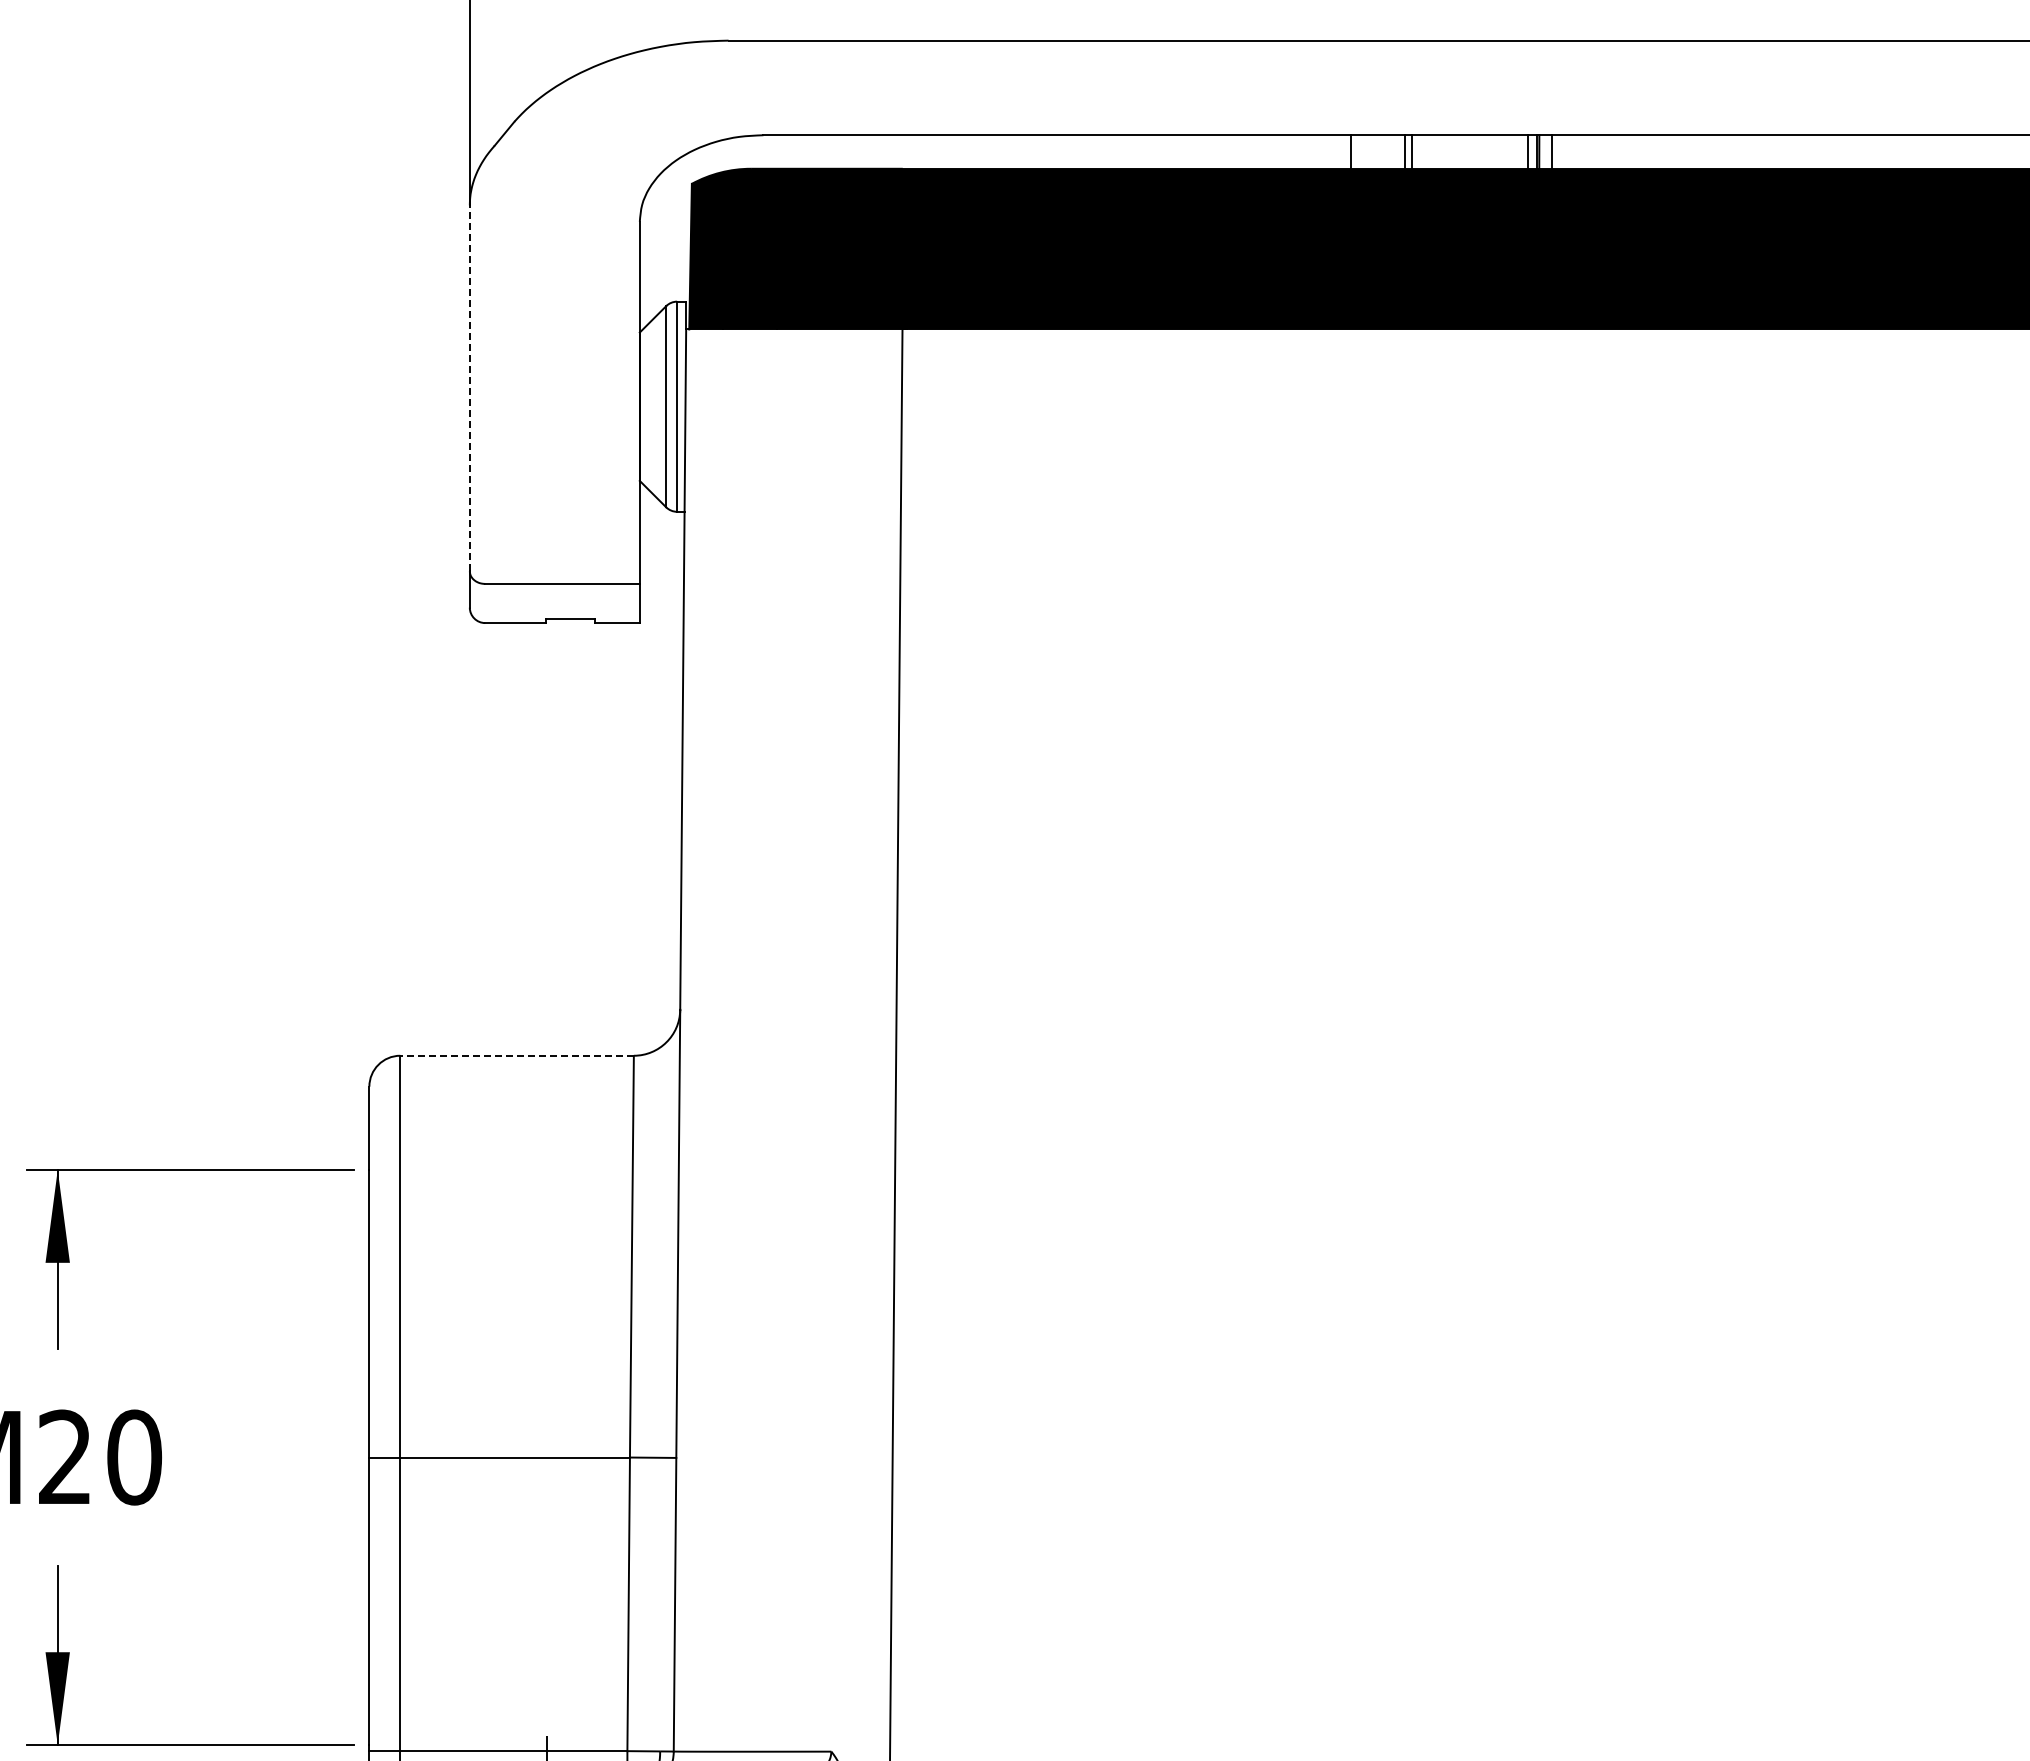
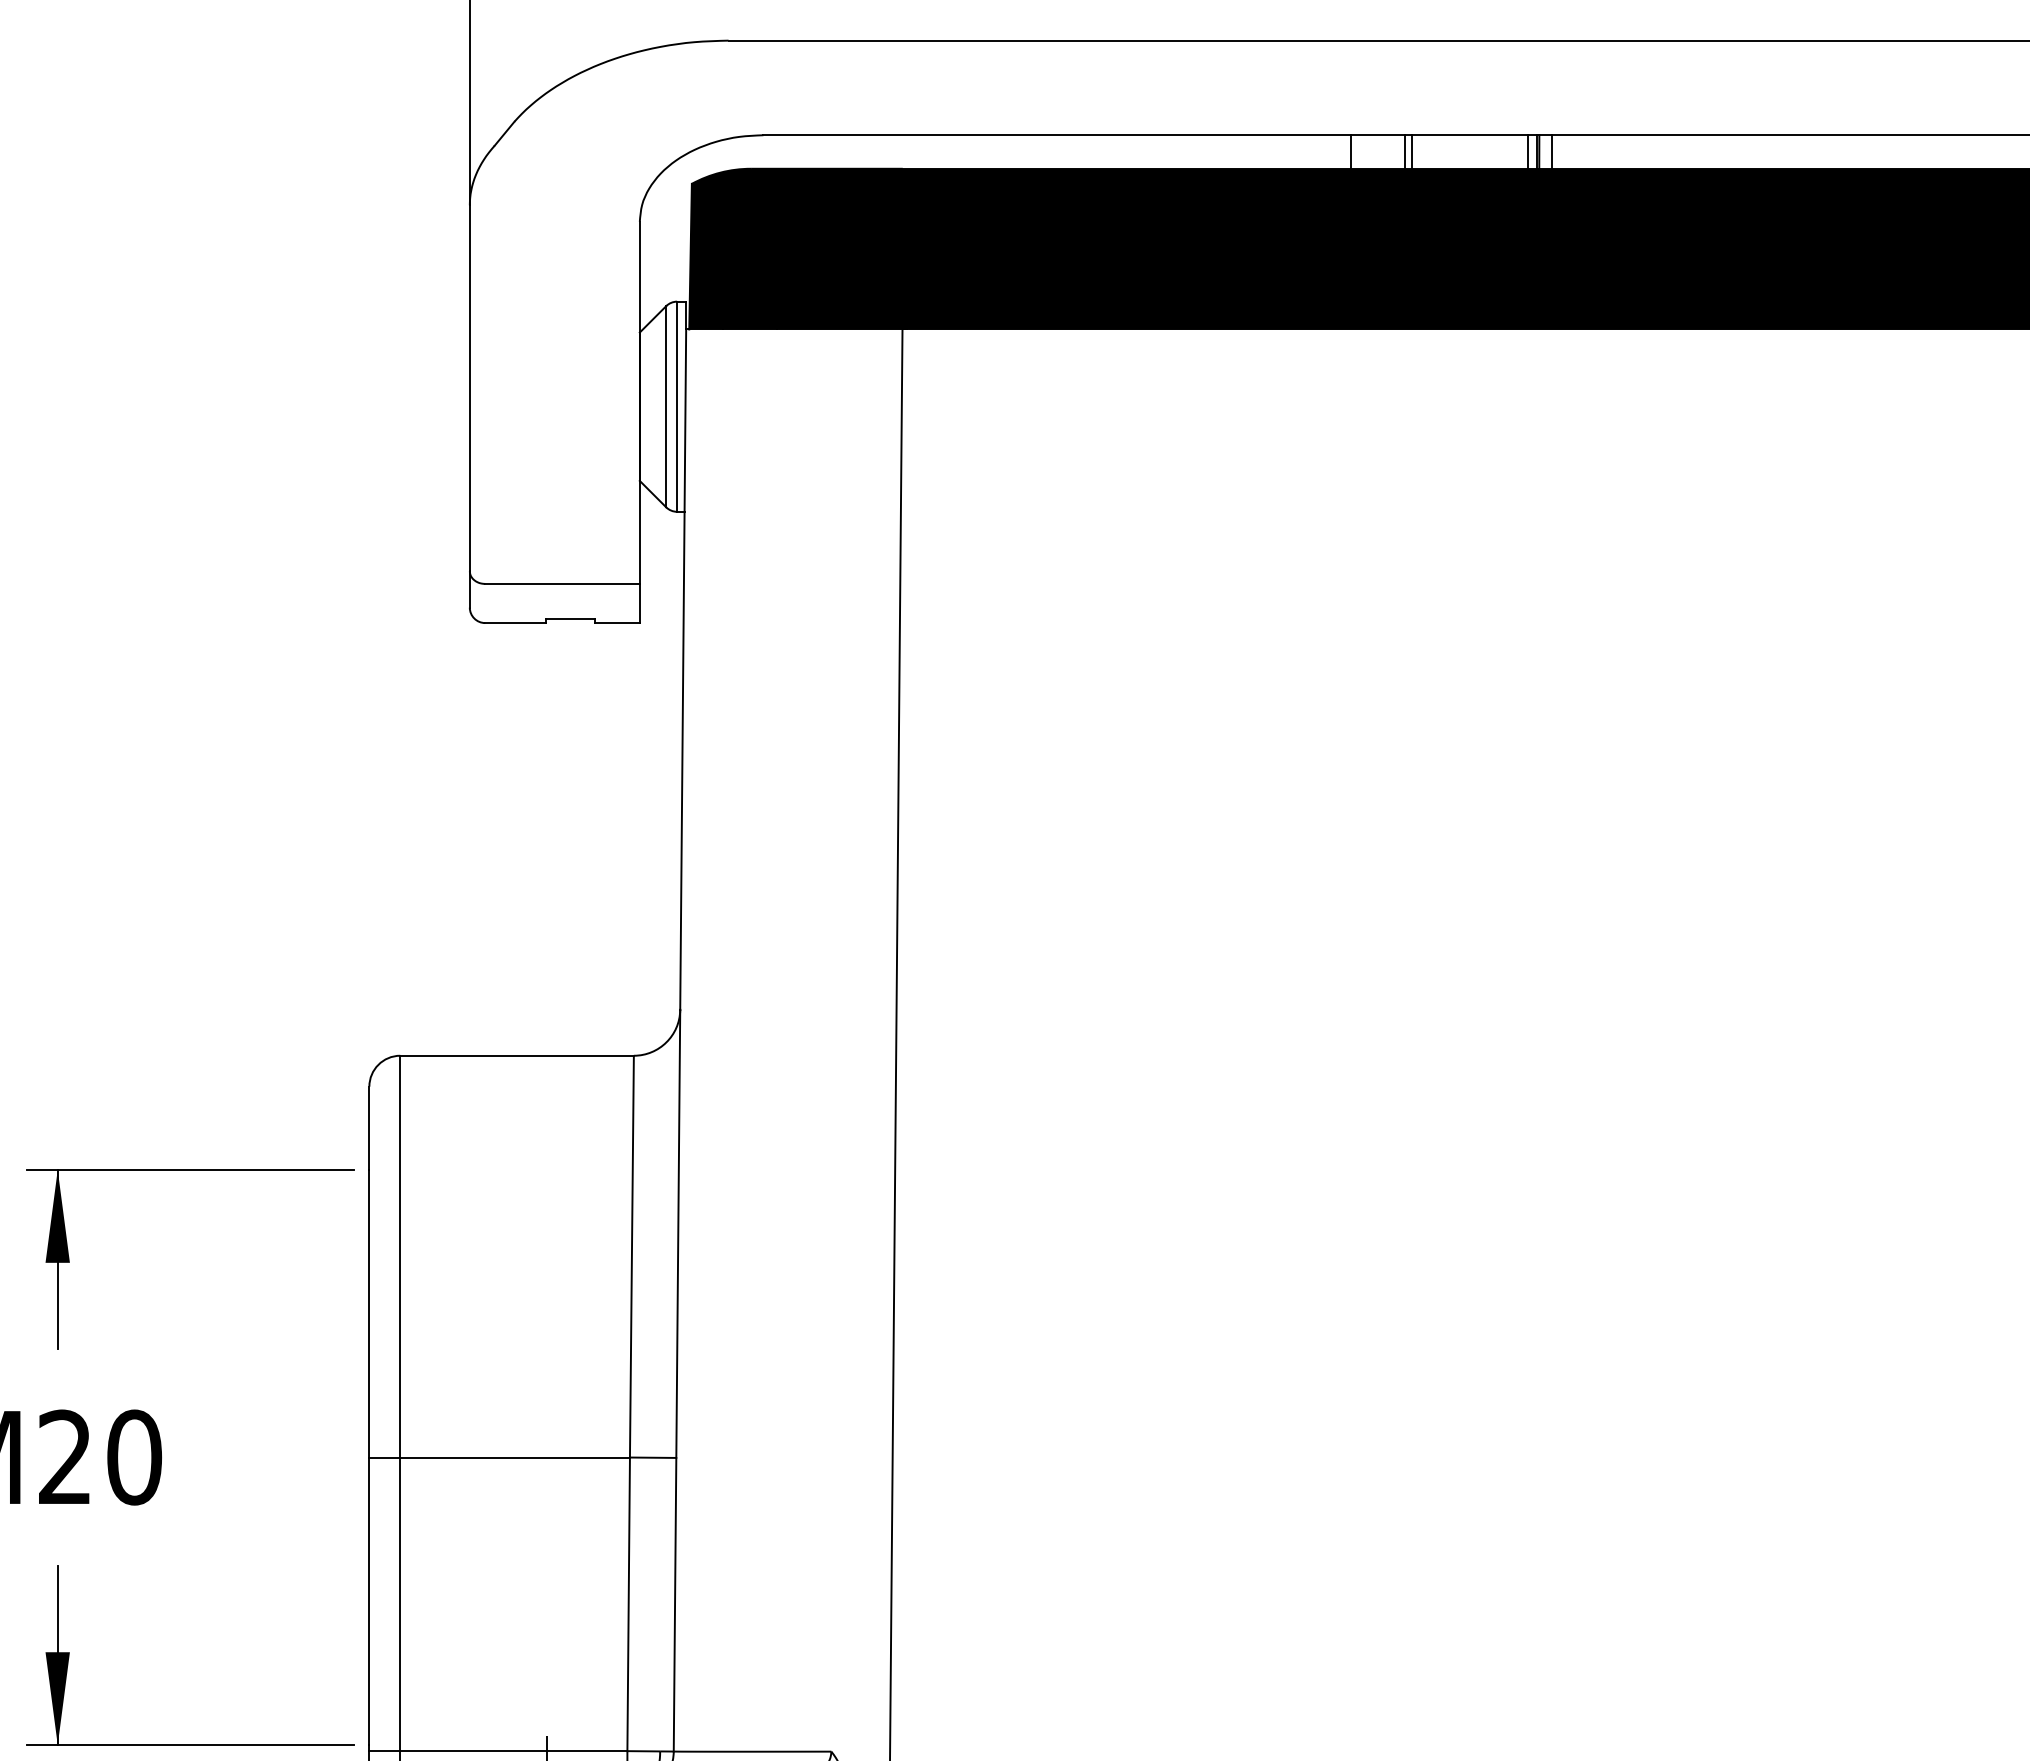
line: dashed -> solid (469, 387)
line: dashed -> solid (517, 1055)
